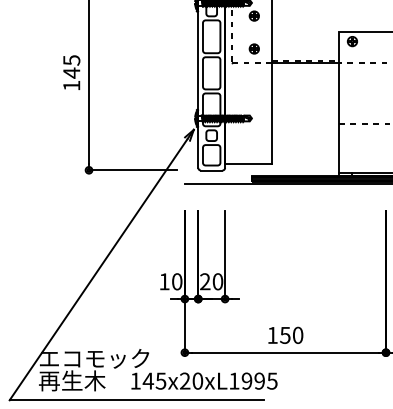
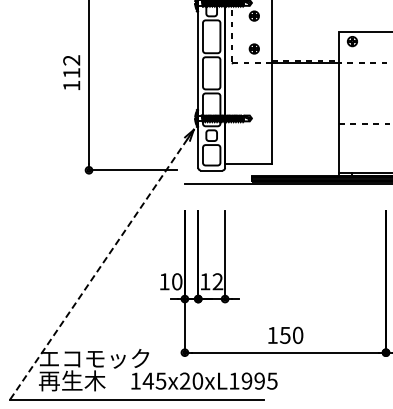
text: 145 -> 112 (71, 66)
line: solid -> dashed (98, 270)
text: 20 -> 12 (211, 281)
